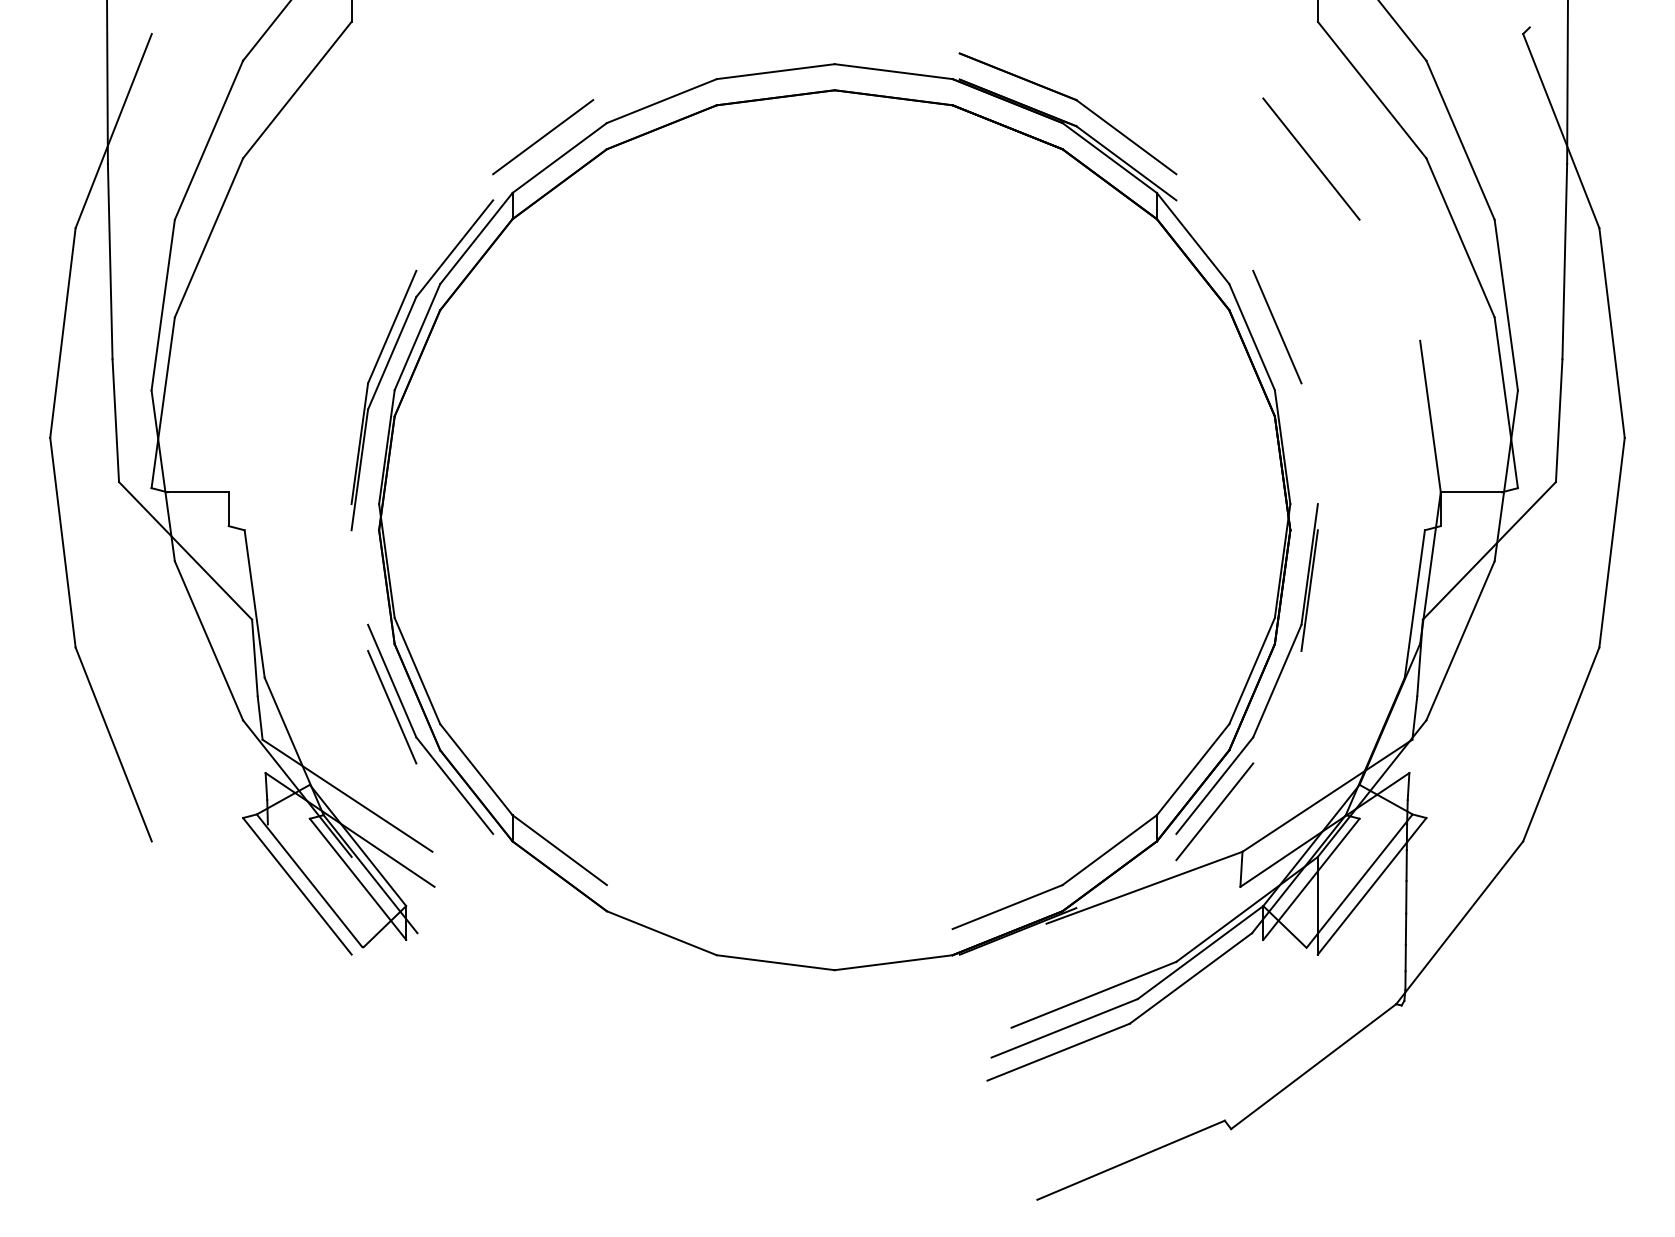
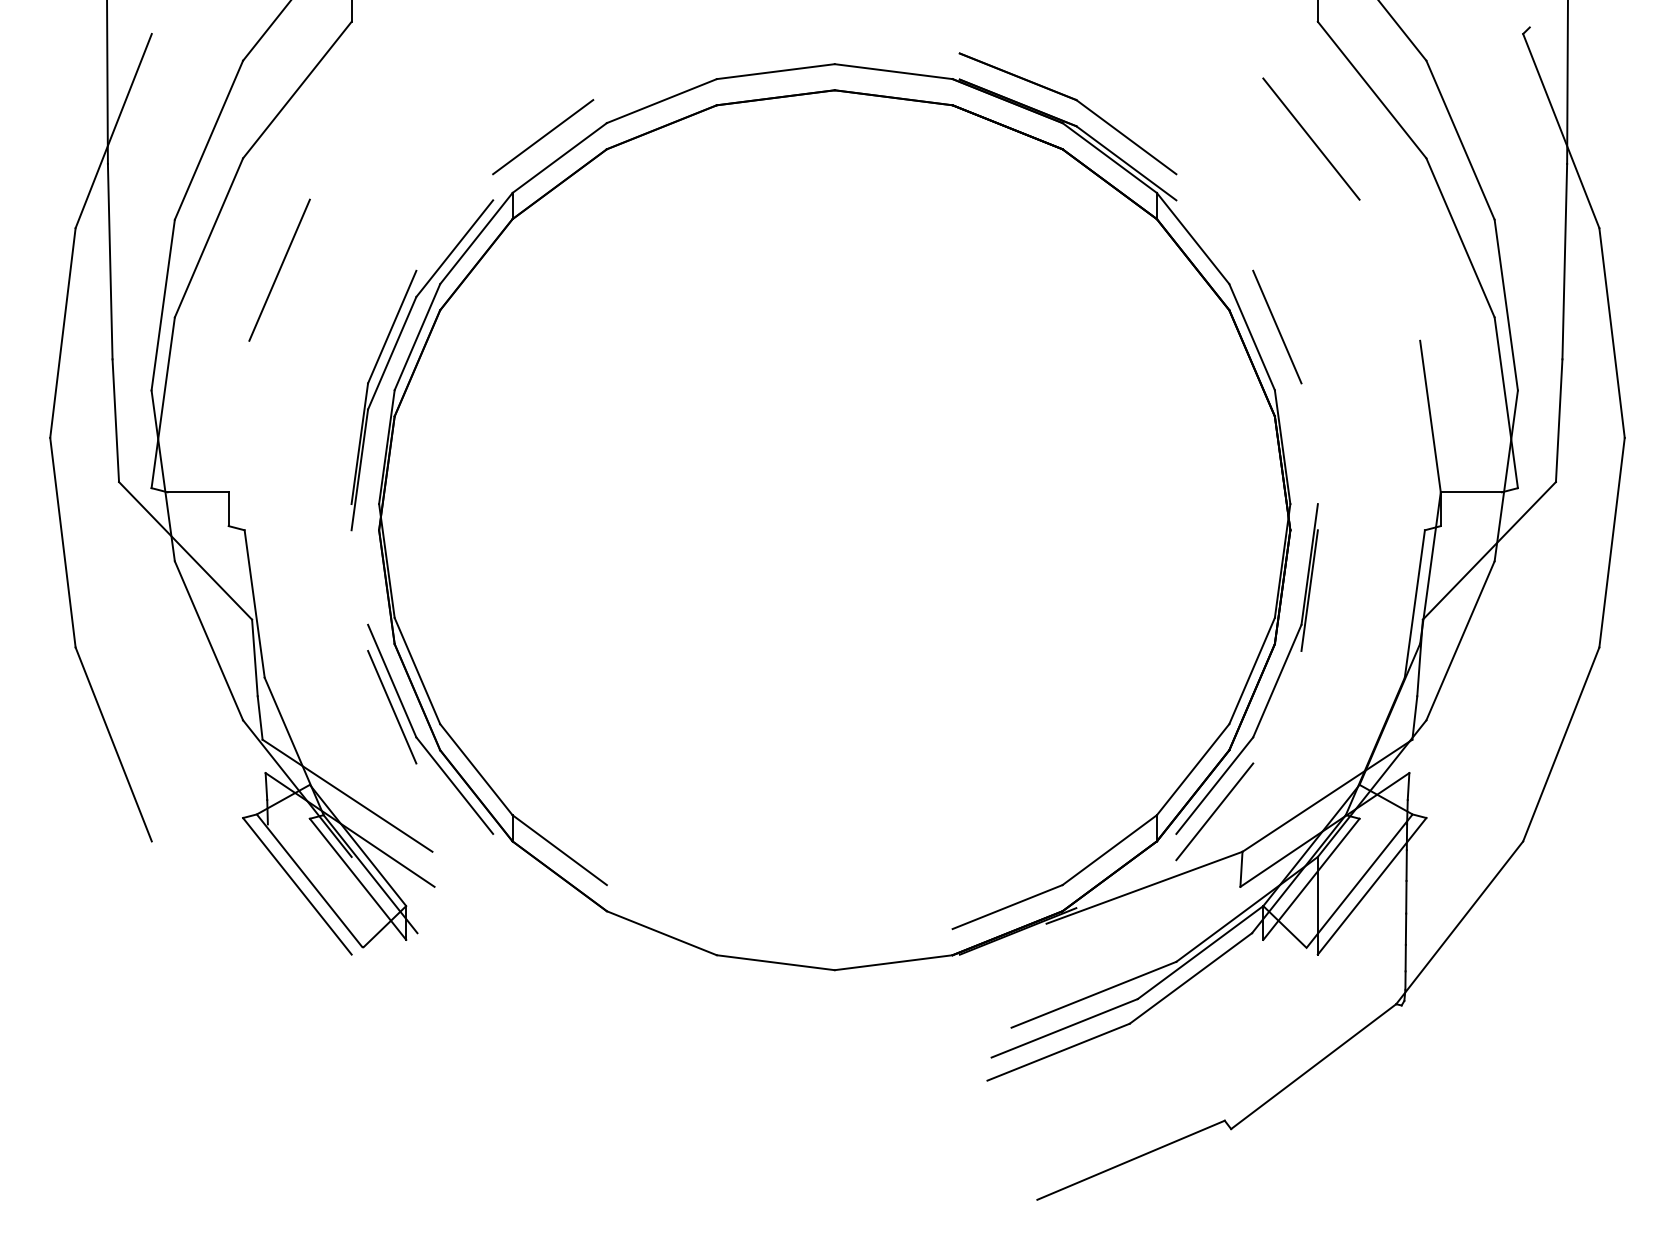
line position: (1311, 158) -> (1311, 138) (1311, 138)
line: none -> present (279, 269)
